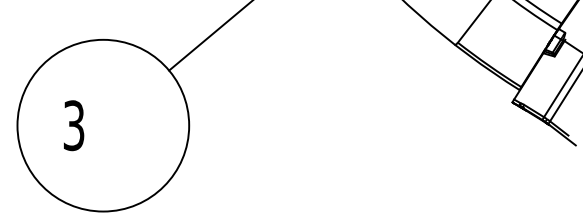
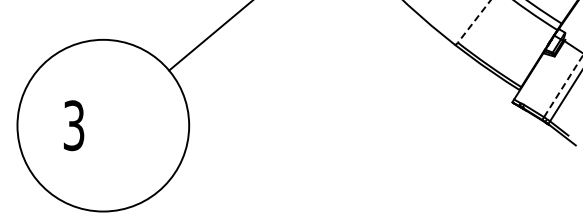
line: solid -> dashed (474, 21)
line: solid -> dashed (563, 85)
